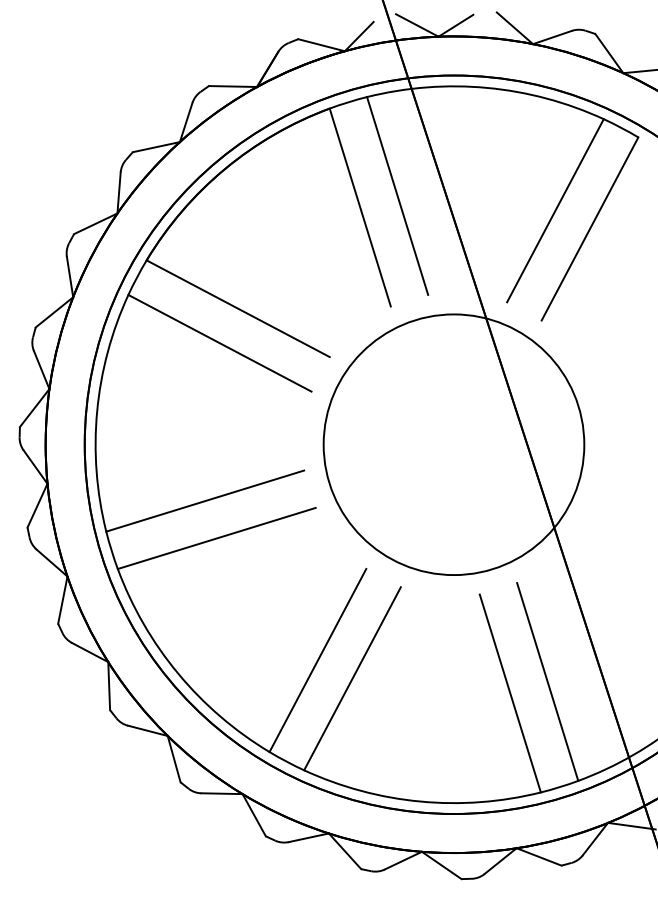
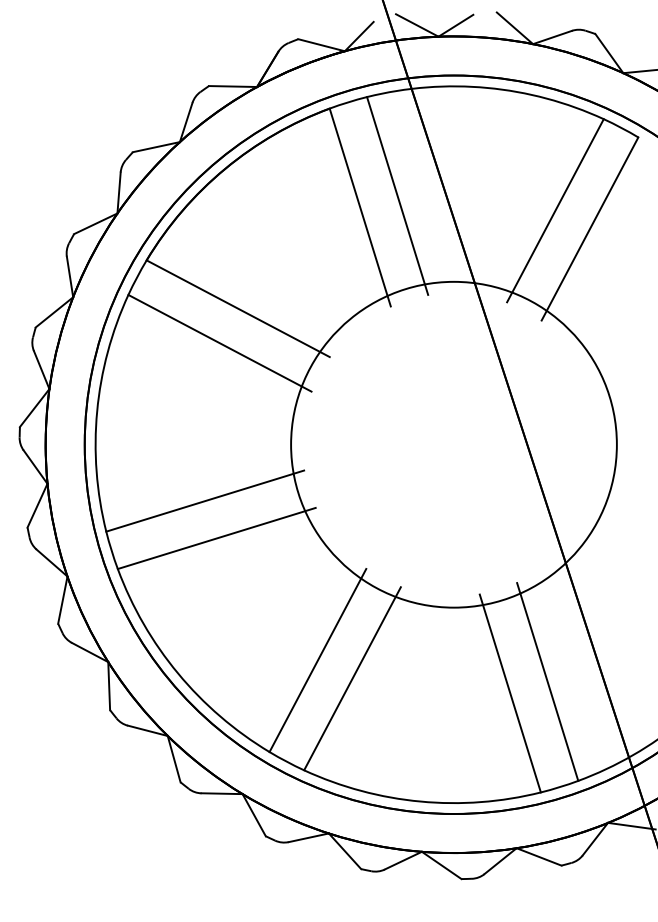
circle diameter: 261 px -> 326 px (453, 444)
